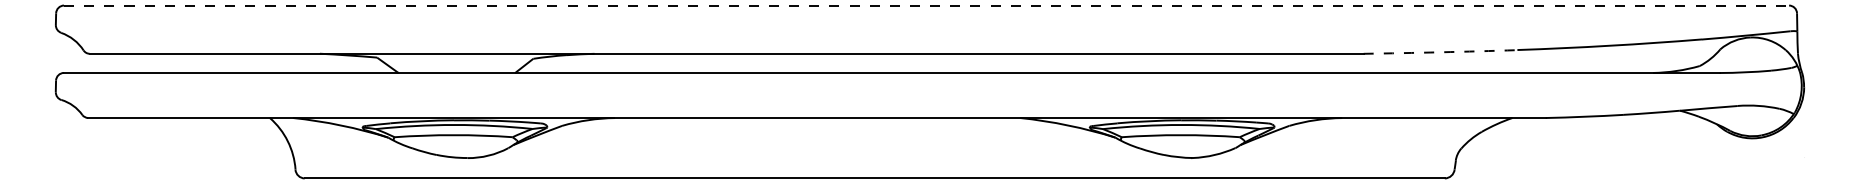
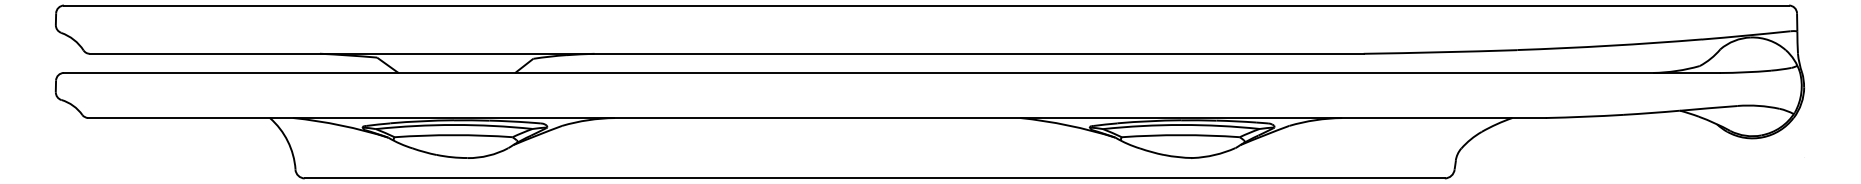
line: dashed -> solid (926, 5)
arc: dashed -> solid (1440, 52)
